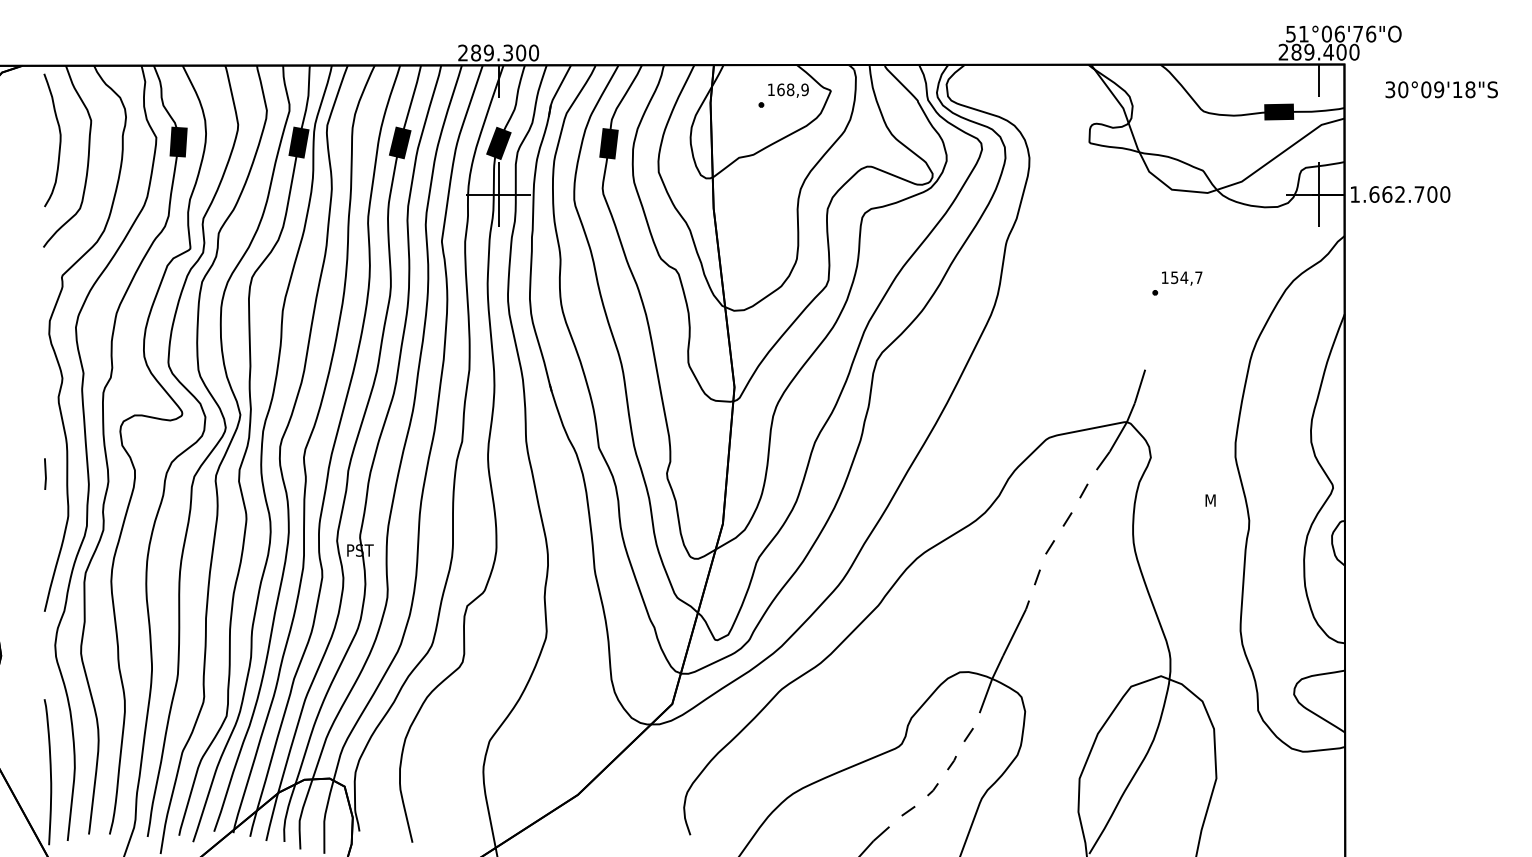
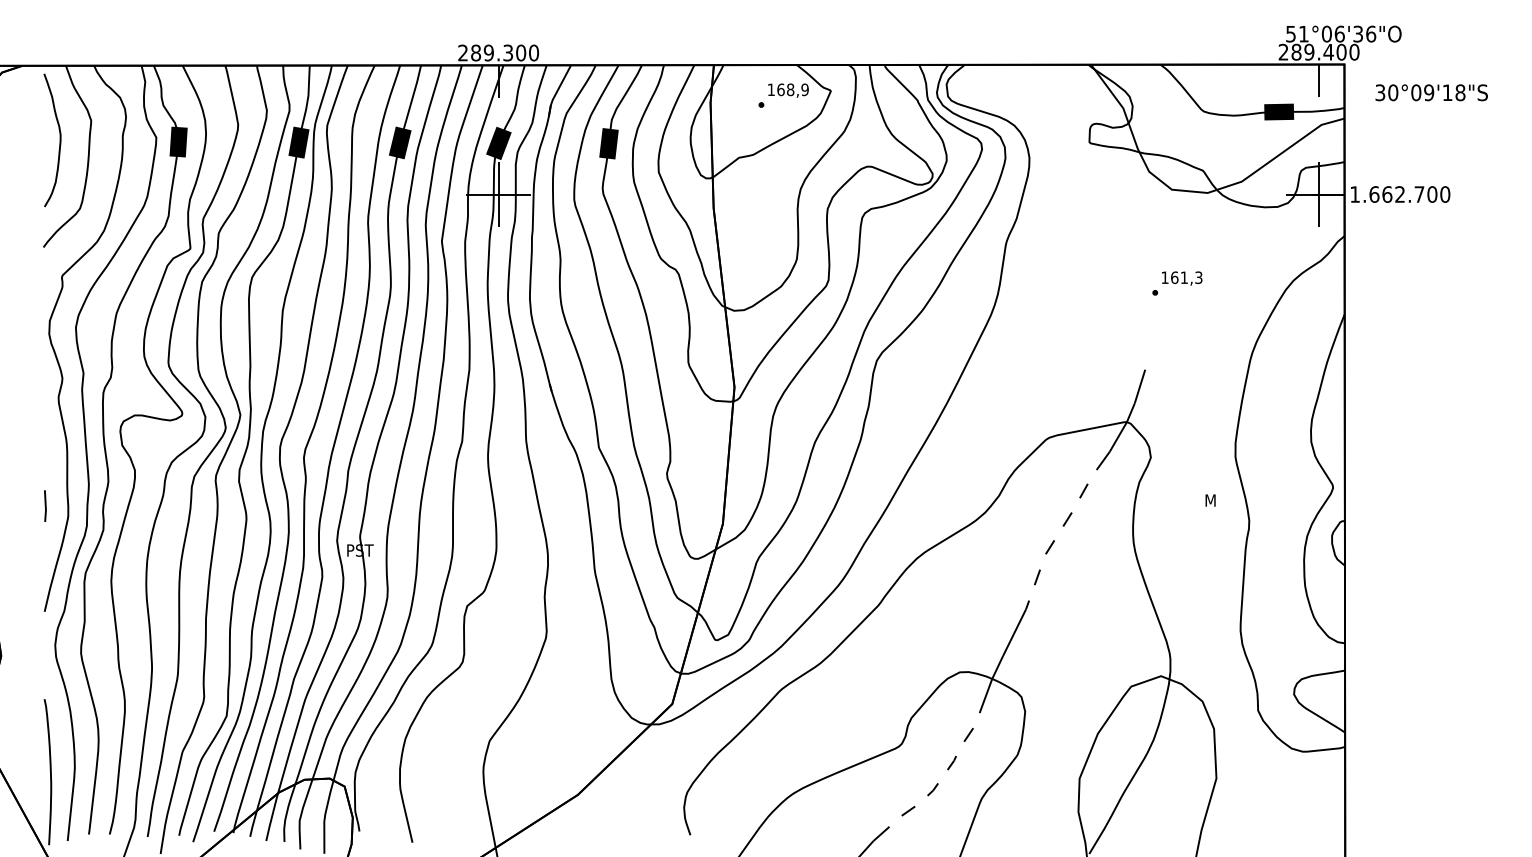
text: 51°06'76"O -> 51°06'36"O (1357, 33)
text position: (1441, 89) -> (1431, 92) (1431, 92)
text: 154,7 -> 161,3 (1186, 277)
line position: (45, 473) -> (45, 505) (45, 505)
